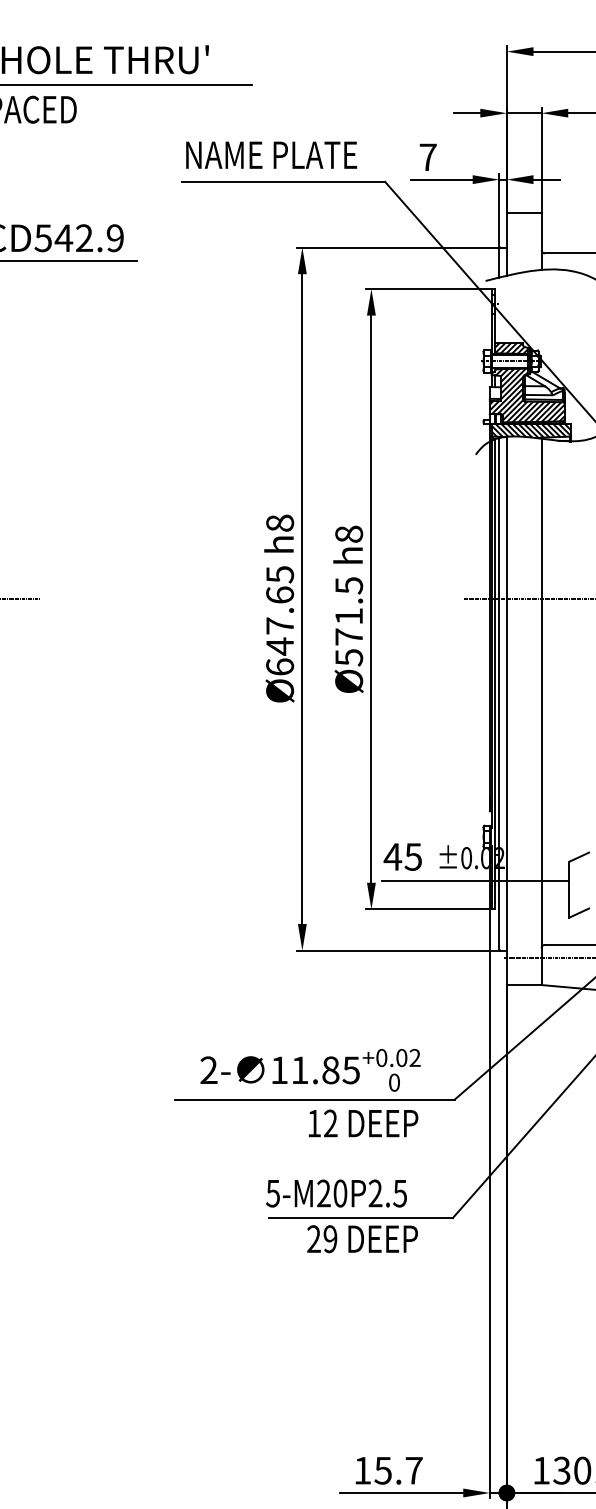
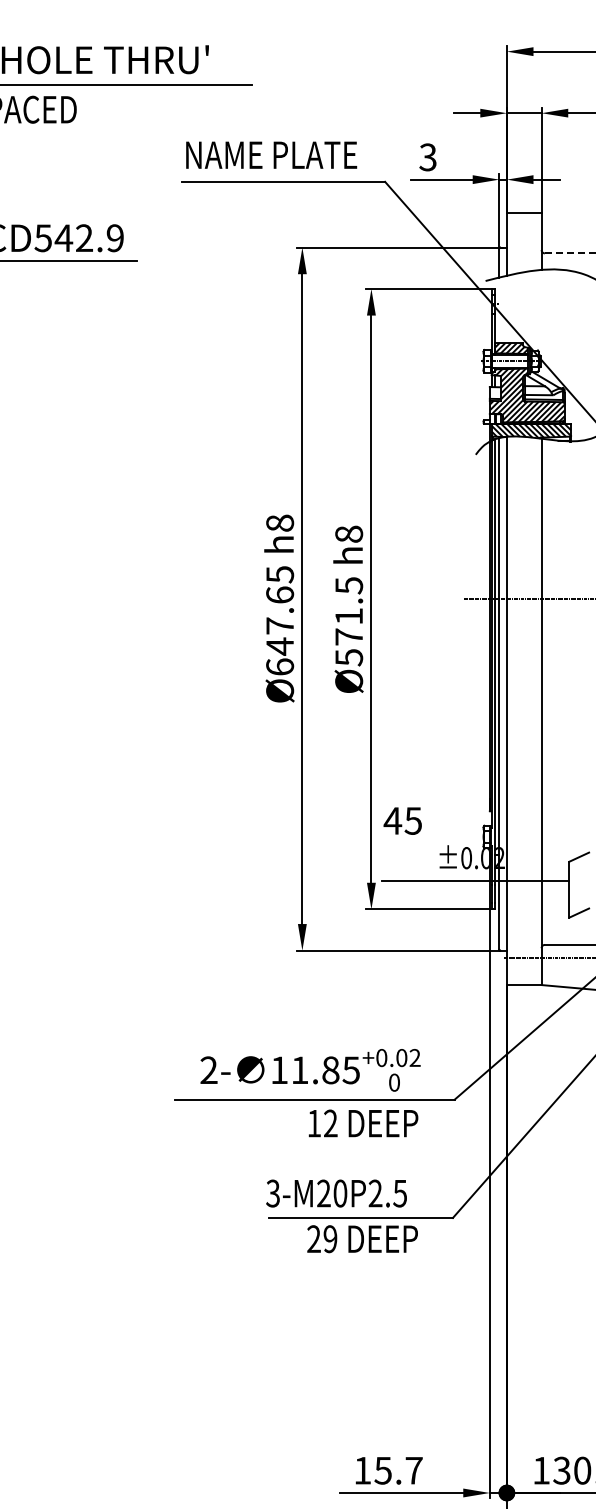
text: 7 -> 3 (427, 157)
line: solid -> dashed (570, 253)
line: present -> none (21, 599)
text position: (402, 856) -> (402, 820) (402, 820)
text: 5-M20P2.5 -> 3-M20P2.5 (272, 1192)
